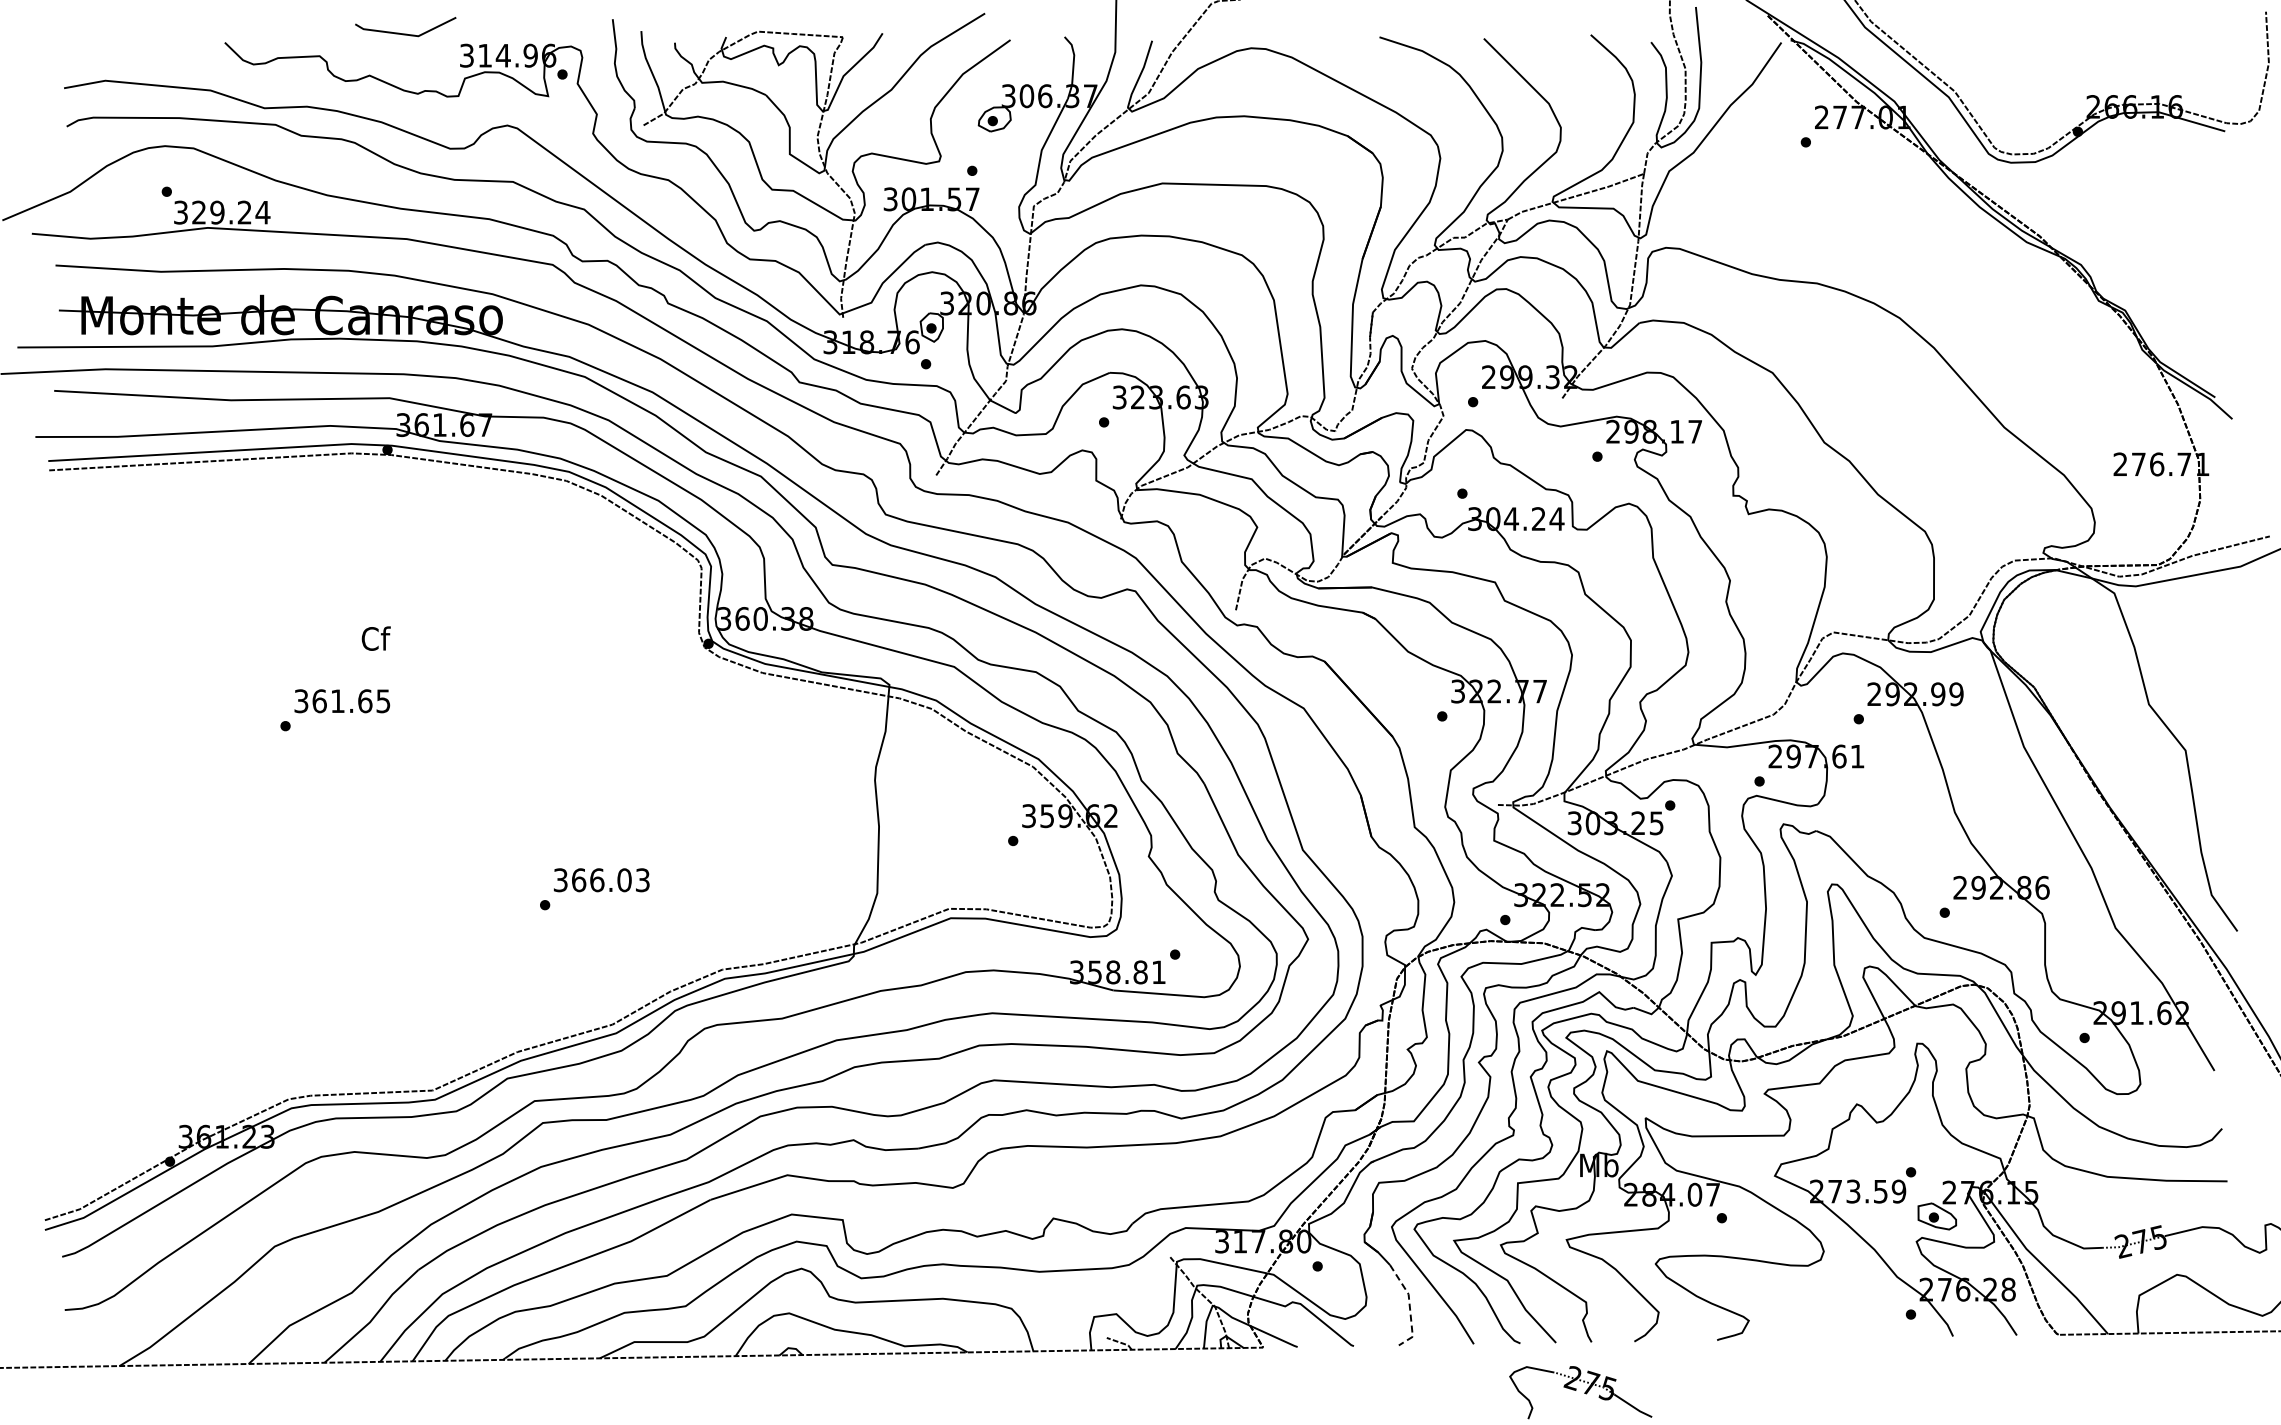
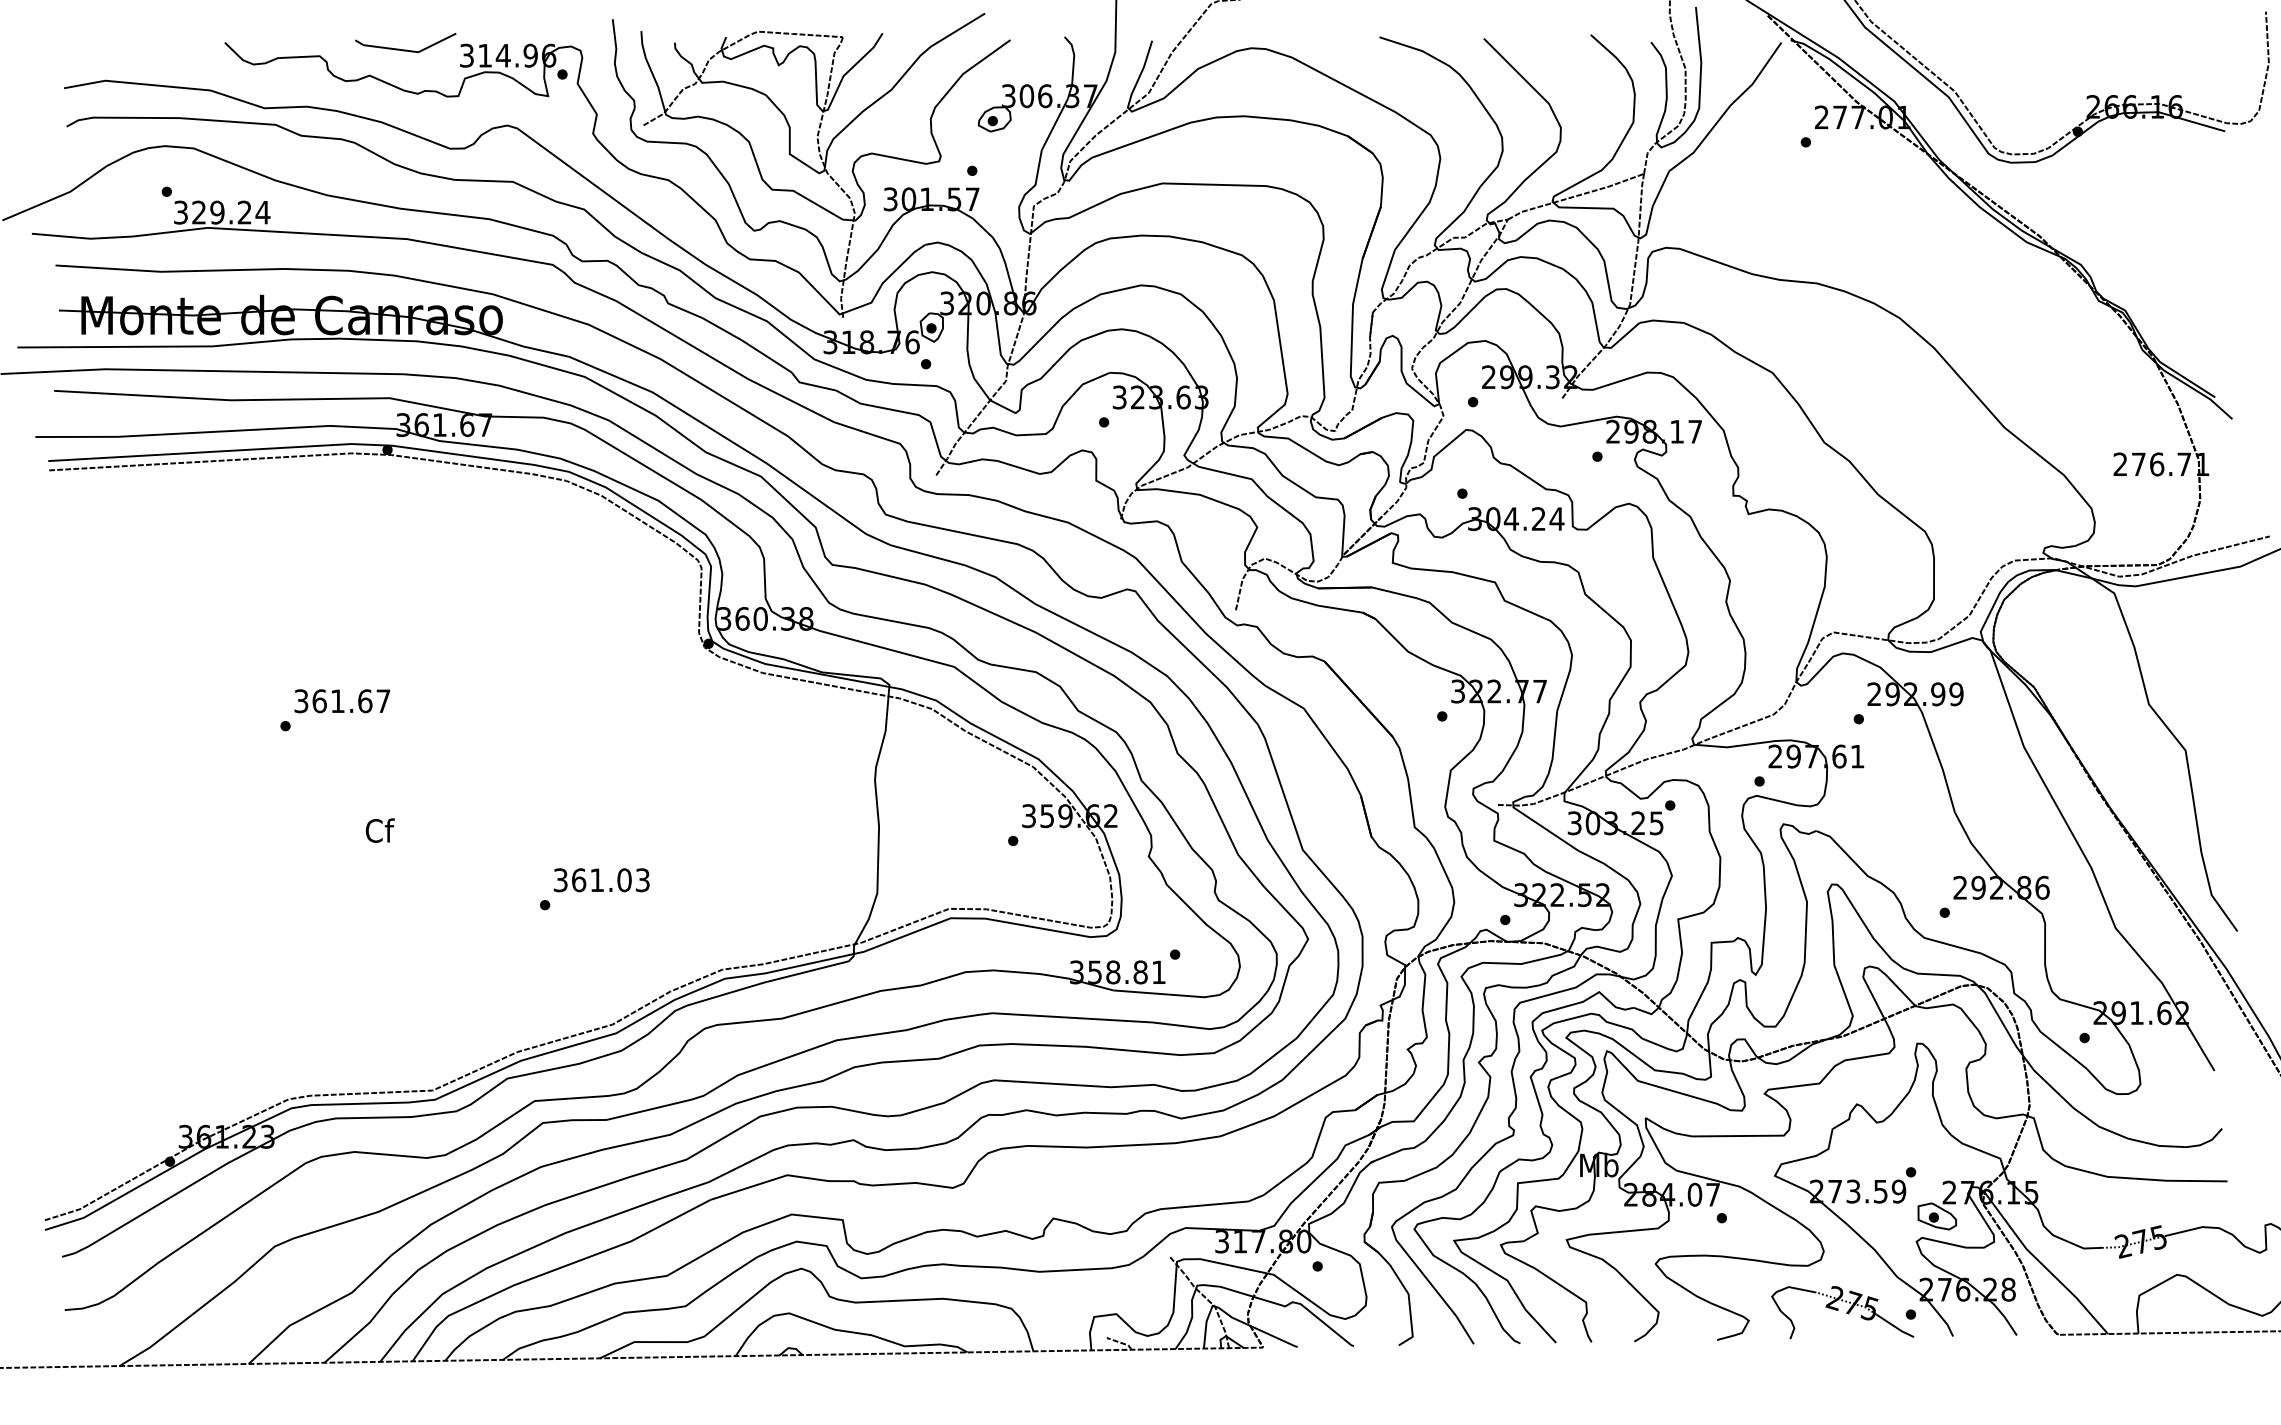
line position: (405, 33) -> (405, 49) (405, 49)
text position: (375, 638) -> (379, 830) (379, 830)
text: 361.65 -> 361.67 (383, 701)
text: 366.03 -> 361.03 (597, 880)
line: dashed -> solid (1409, 1307)
part position: (1580, 1392) -> (1842, 1312) (1842, 1312)
